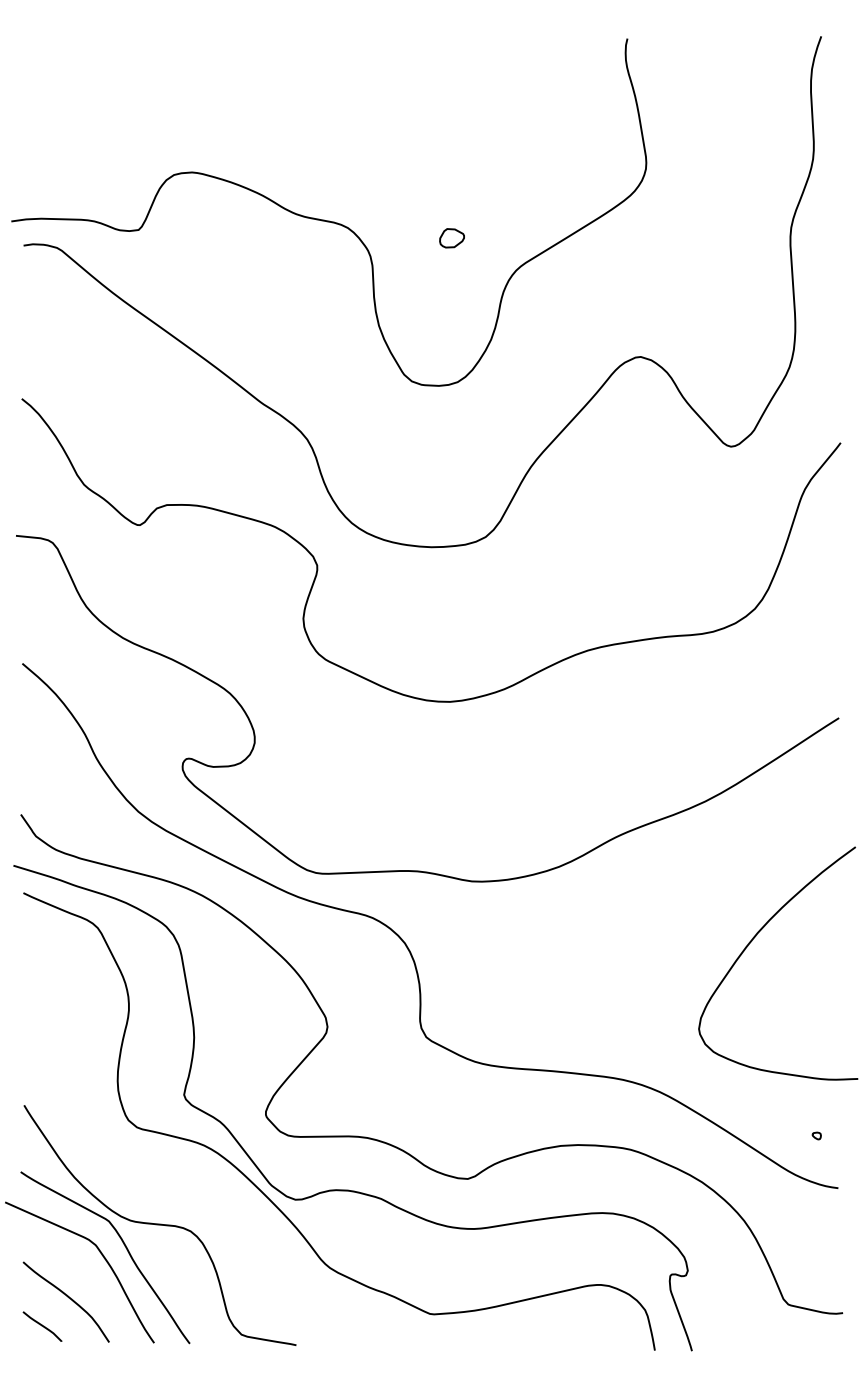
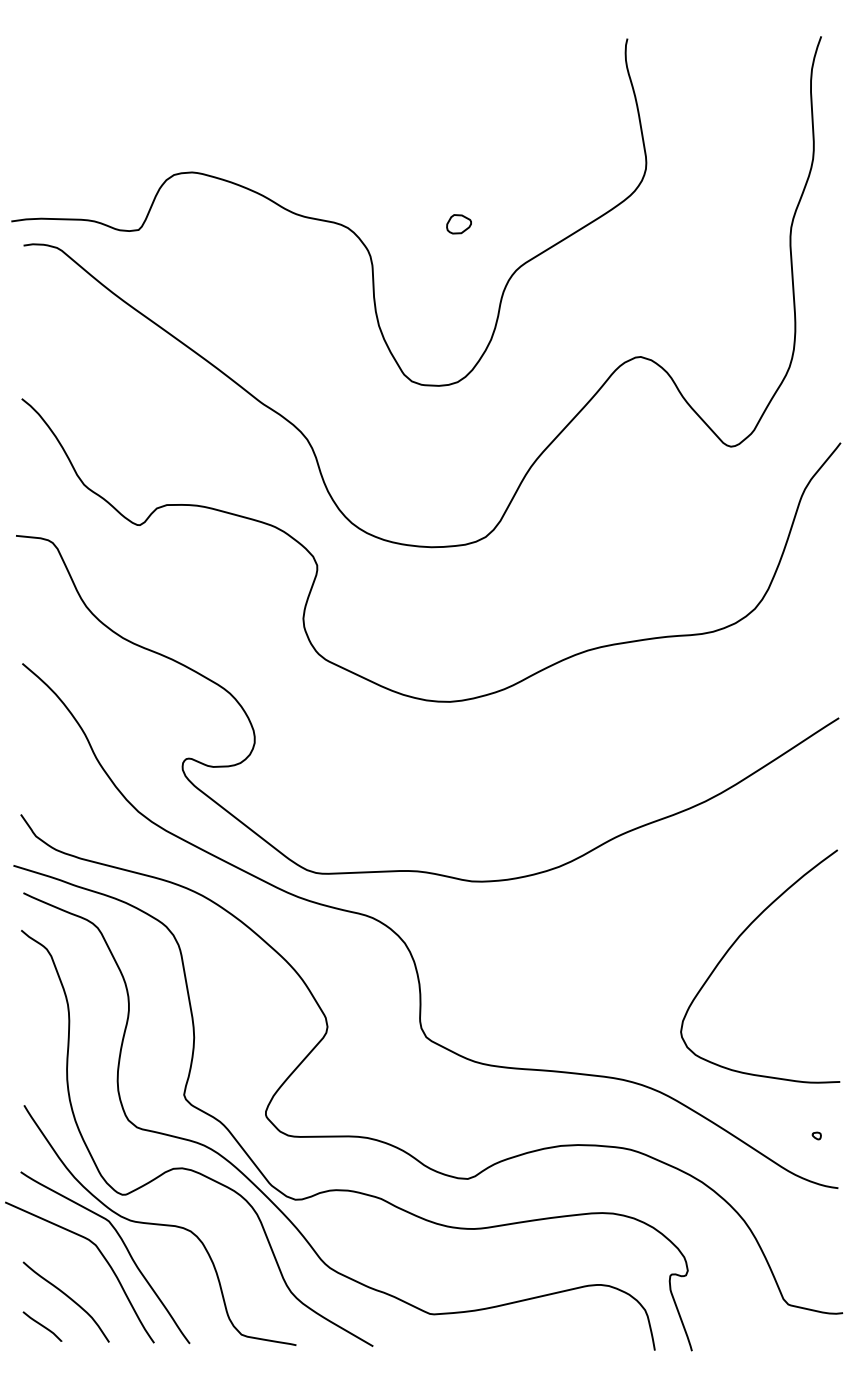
part position: (451, 238) -> (458, 224) (458, 224)
curve position: (752, 941) -> (734, 944) (734, 944)
curve: none -> present (189, 1168)
